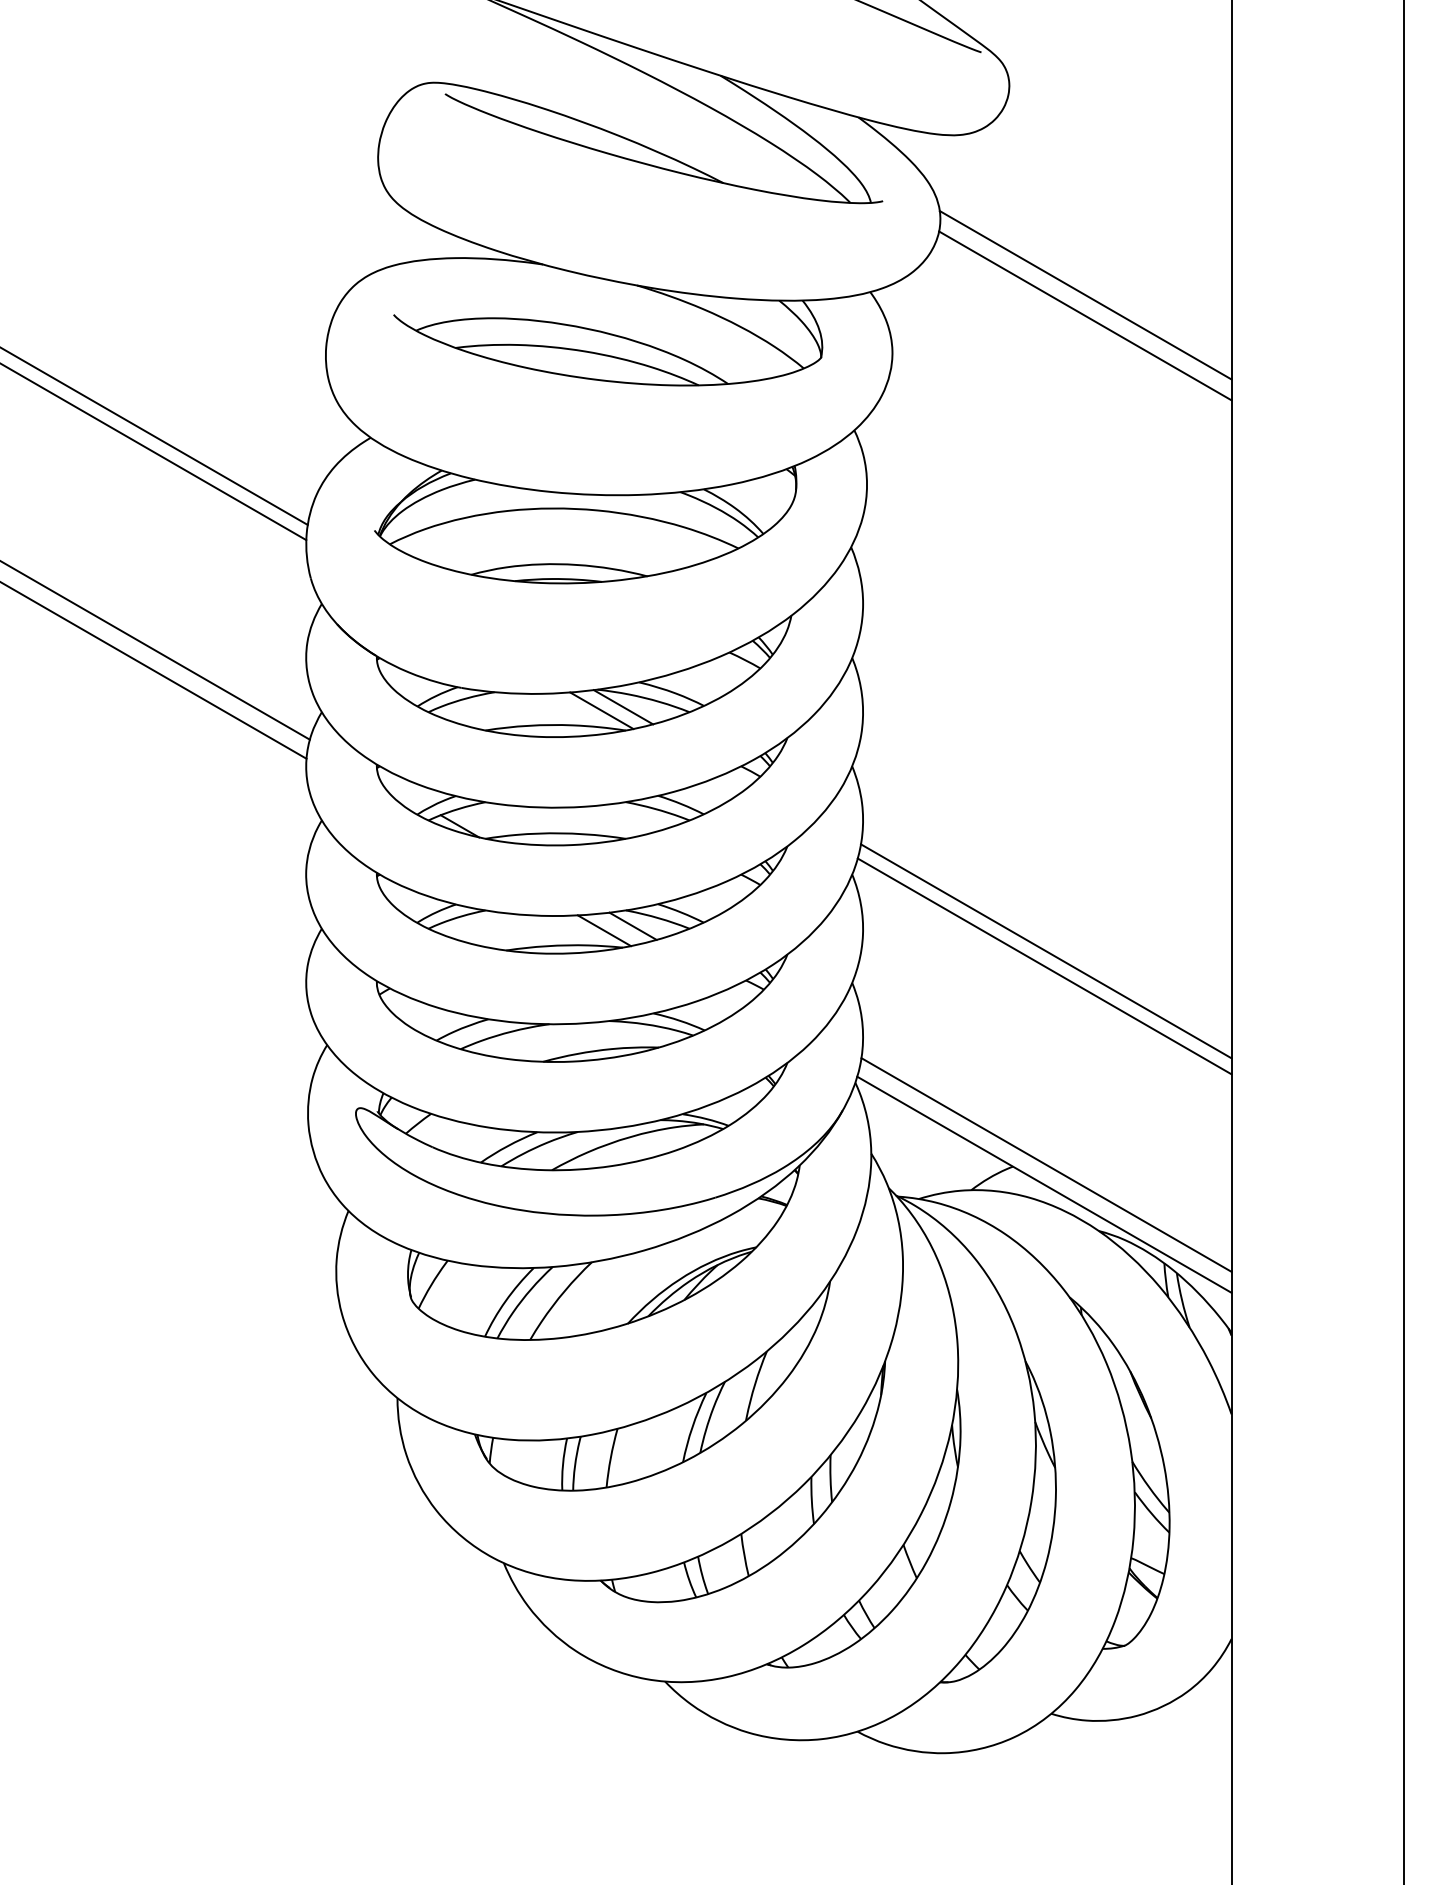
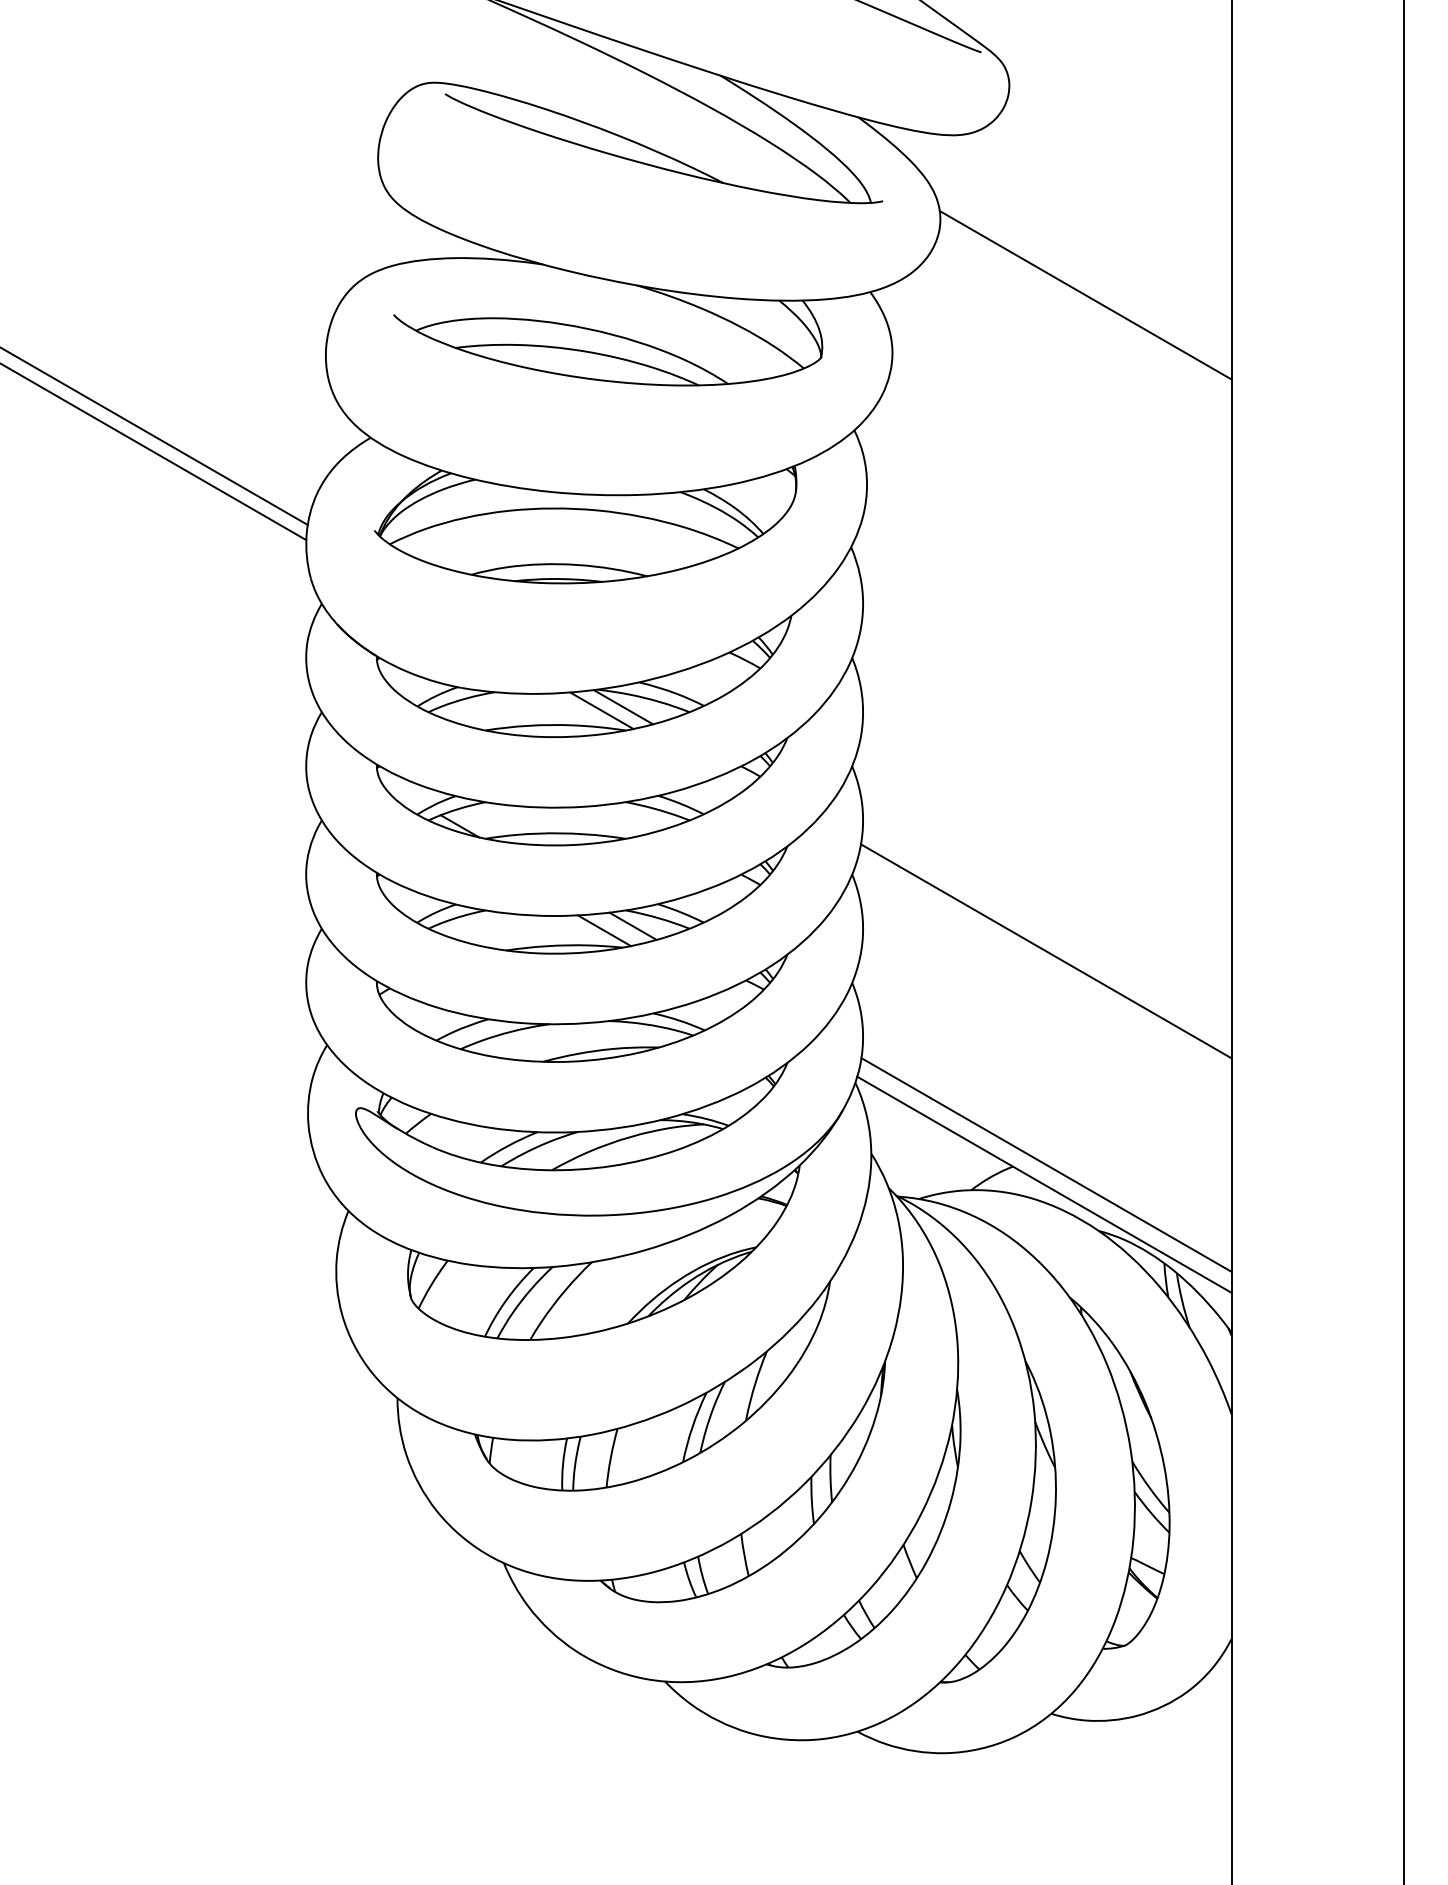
line: present -> none (1085, 315)
line: present -> none (155, 650)
line: present -> none (154, 670)
line: present -> none (1044, 966)
